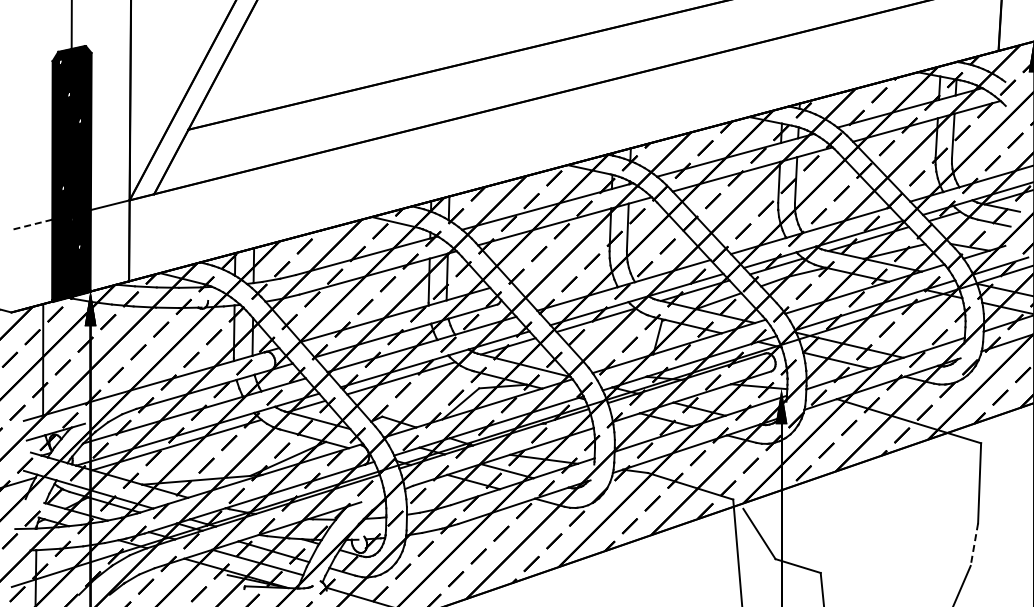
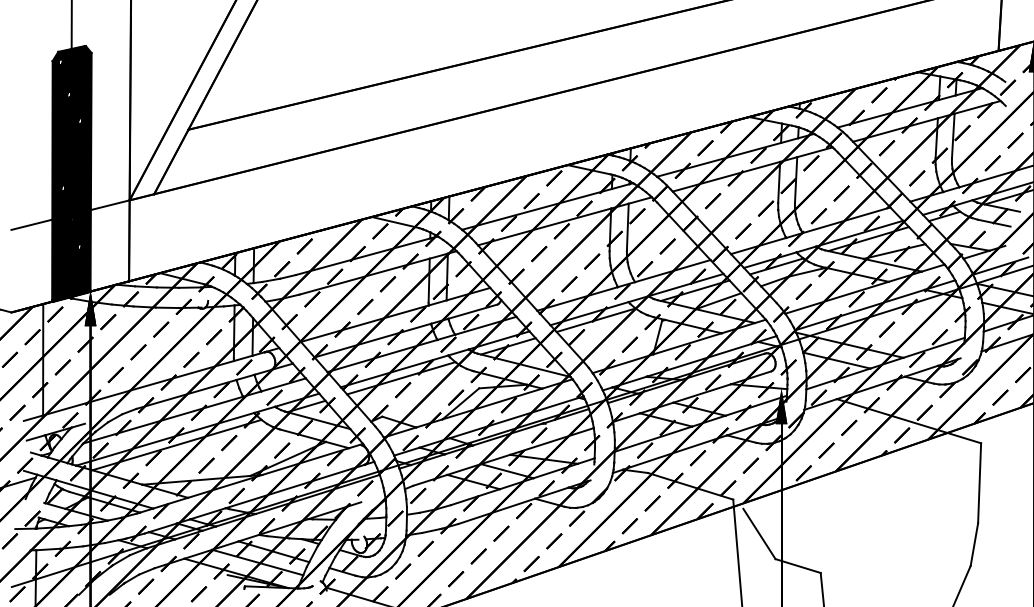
line: dashed -> solid (31, 224)
line: dashed -> solid (974, 544)
